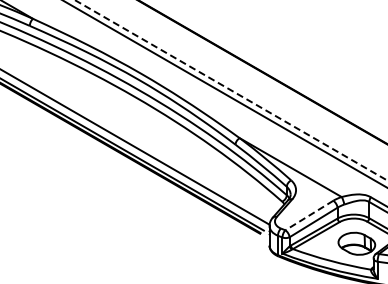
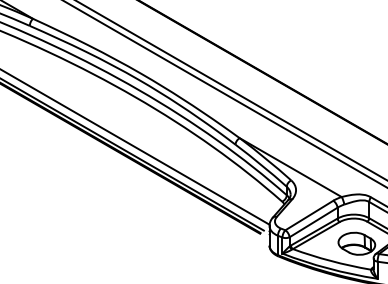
line: dashed -> solid (230, 90)
line: dashed -> solid (308, 215)
